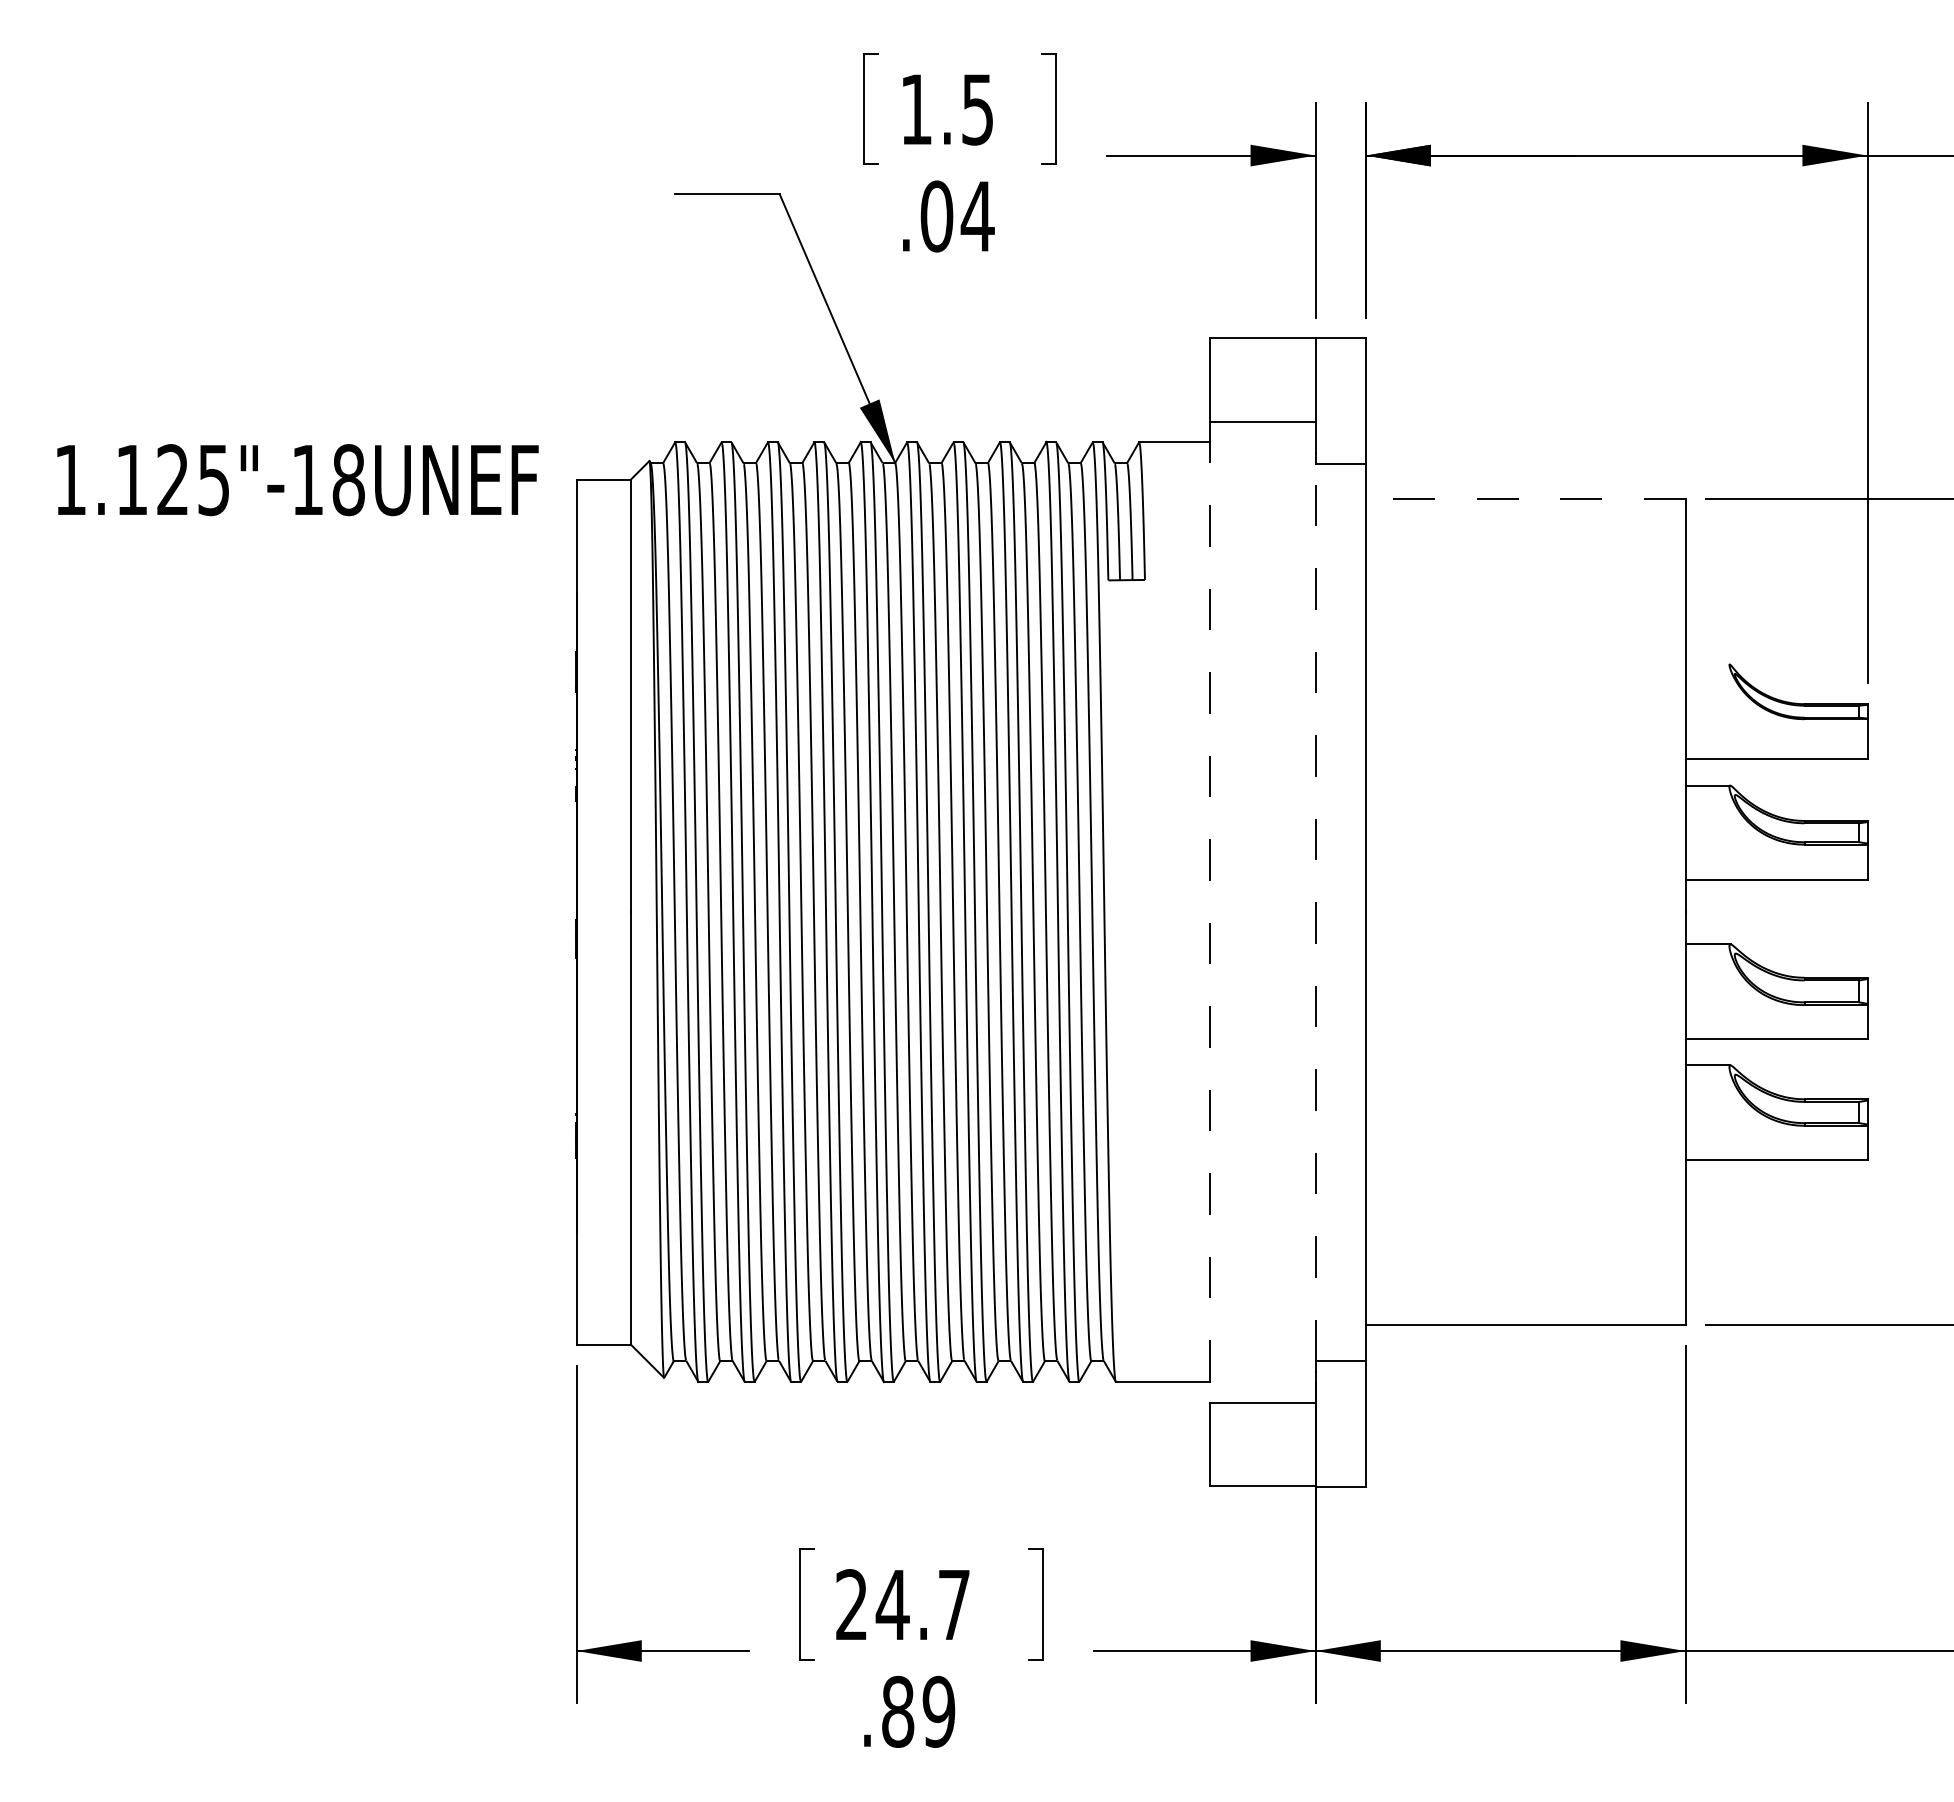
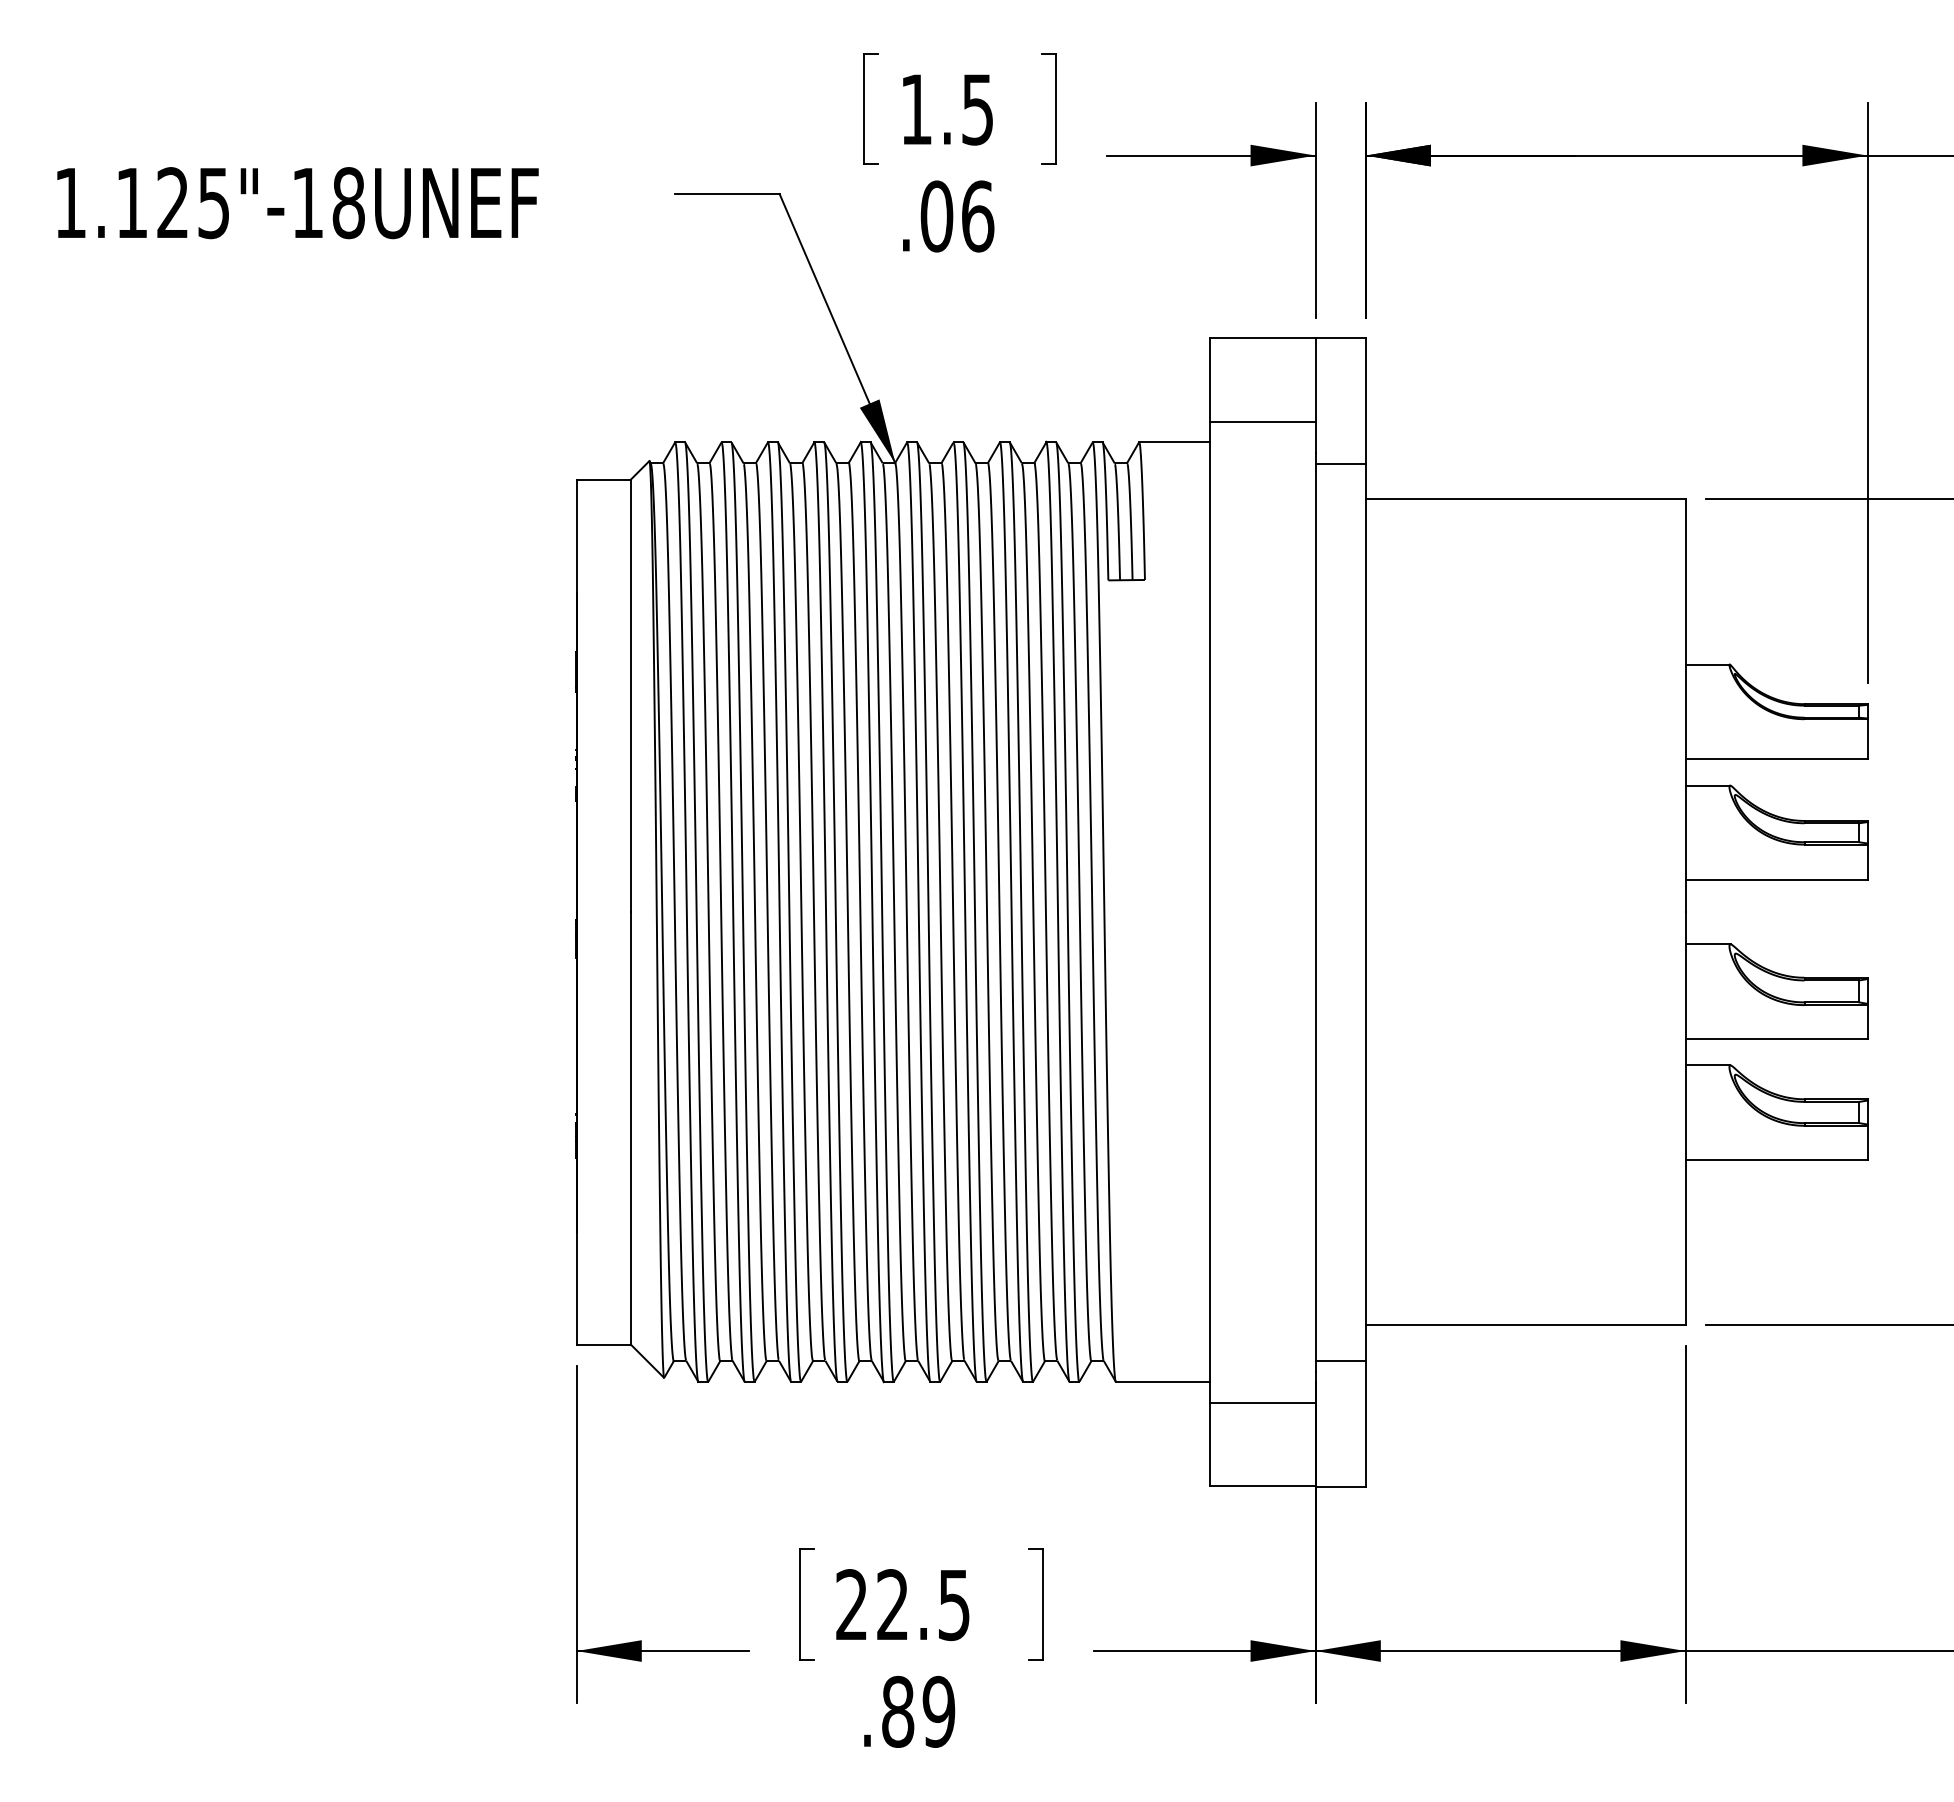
text: .04 -> .06 (977, 216)
text position: (297, 480) -> (297, 203) (297, 203)
line: dashed -> solid (1525, 498)
line: none -> present (1707, 664)
line: dashed -> solid (1209, 912)
line: dashed -> solid (1315, 912)
text: 24.7 -> 22.5 (922, 1605)
